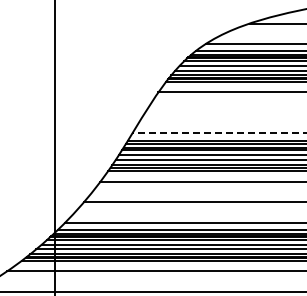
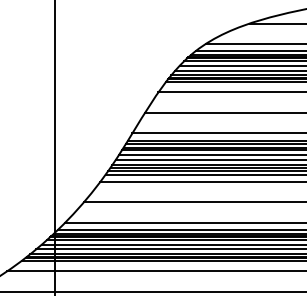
line: none -> present (223, 112)
line: dashed -> solid (219, 133)
line: none -> present (204, 174)
